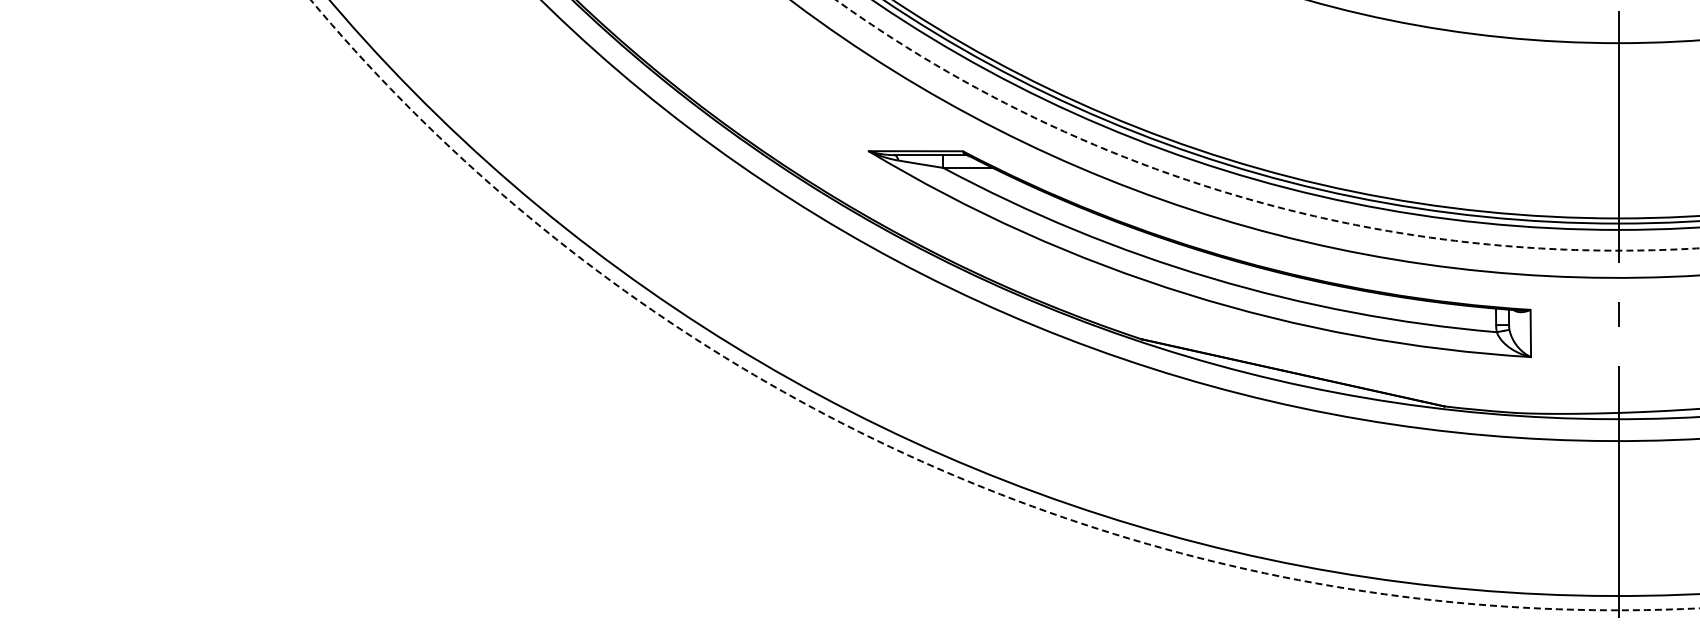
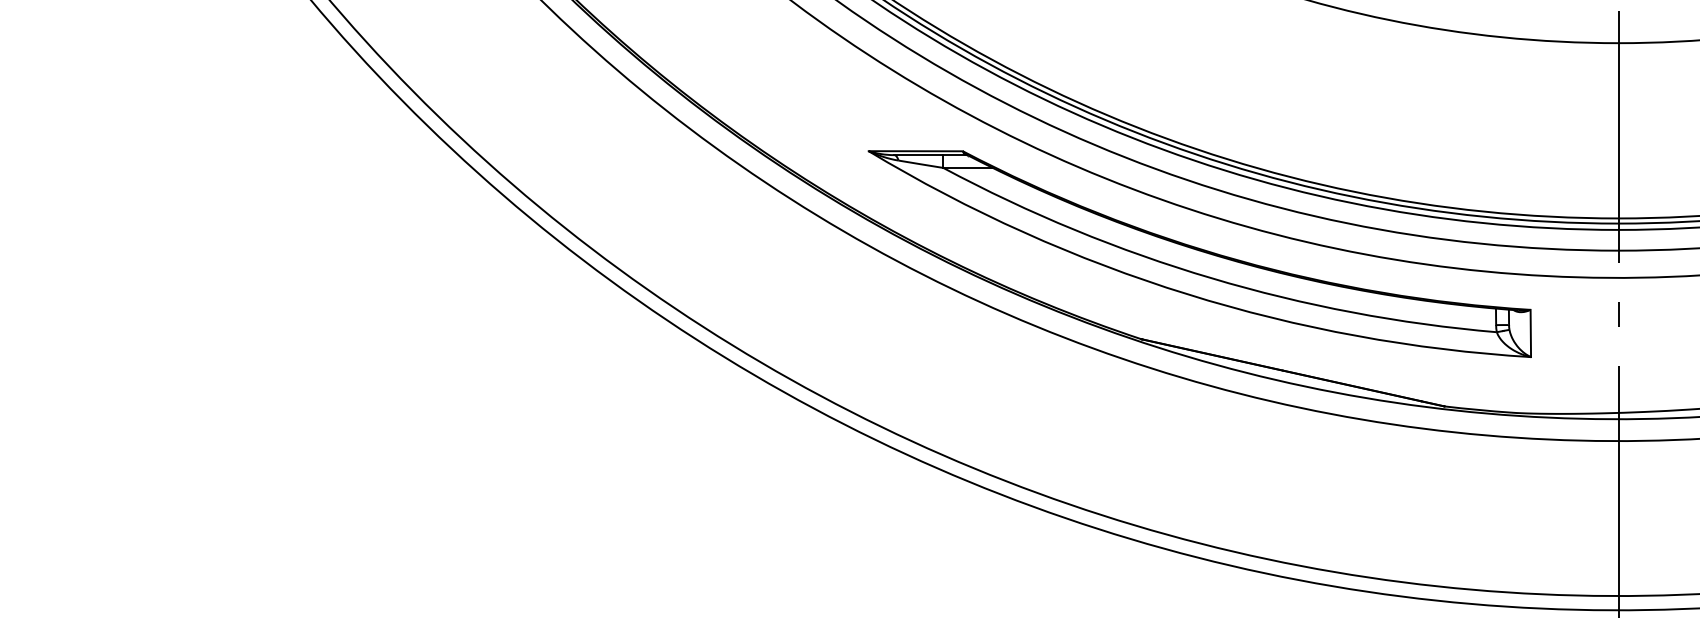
circle: dashed -> solid (1267, 125)
arc: dashed -> solid (934, 467)
